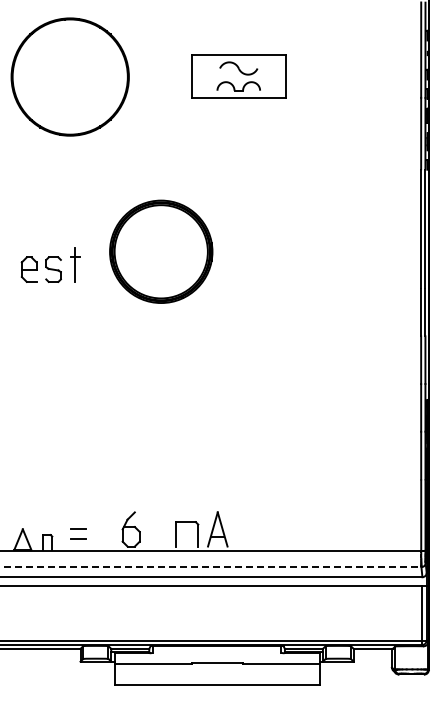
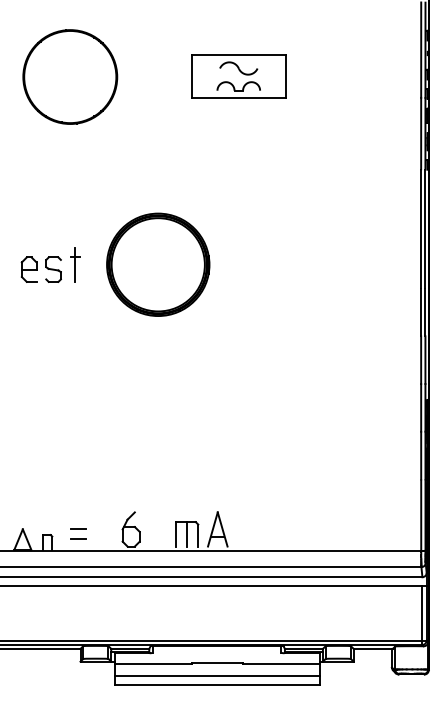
part size: 120x120 px -> 97x96 px (70, 76)
part position: (161, 251) -> (158, 264) (158, 264)
line: none -> present (186, 534)
line: dashed -> solid (211, 567)
line: none -> present (216, 675)
